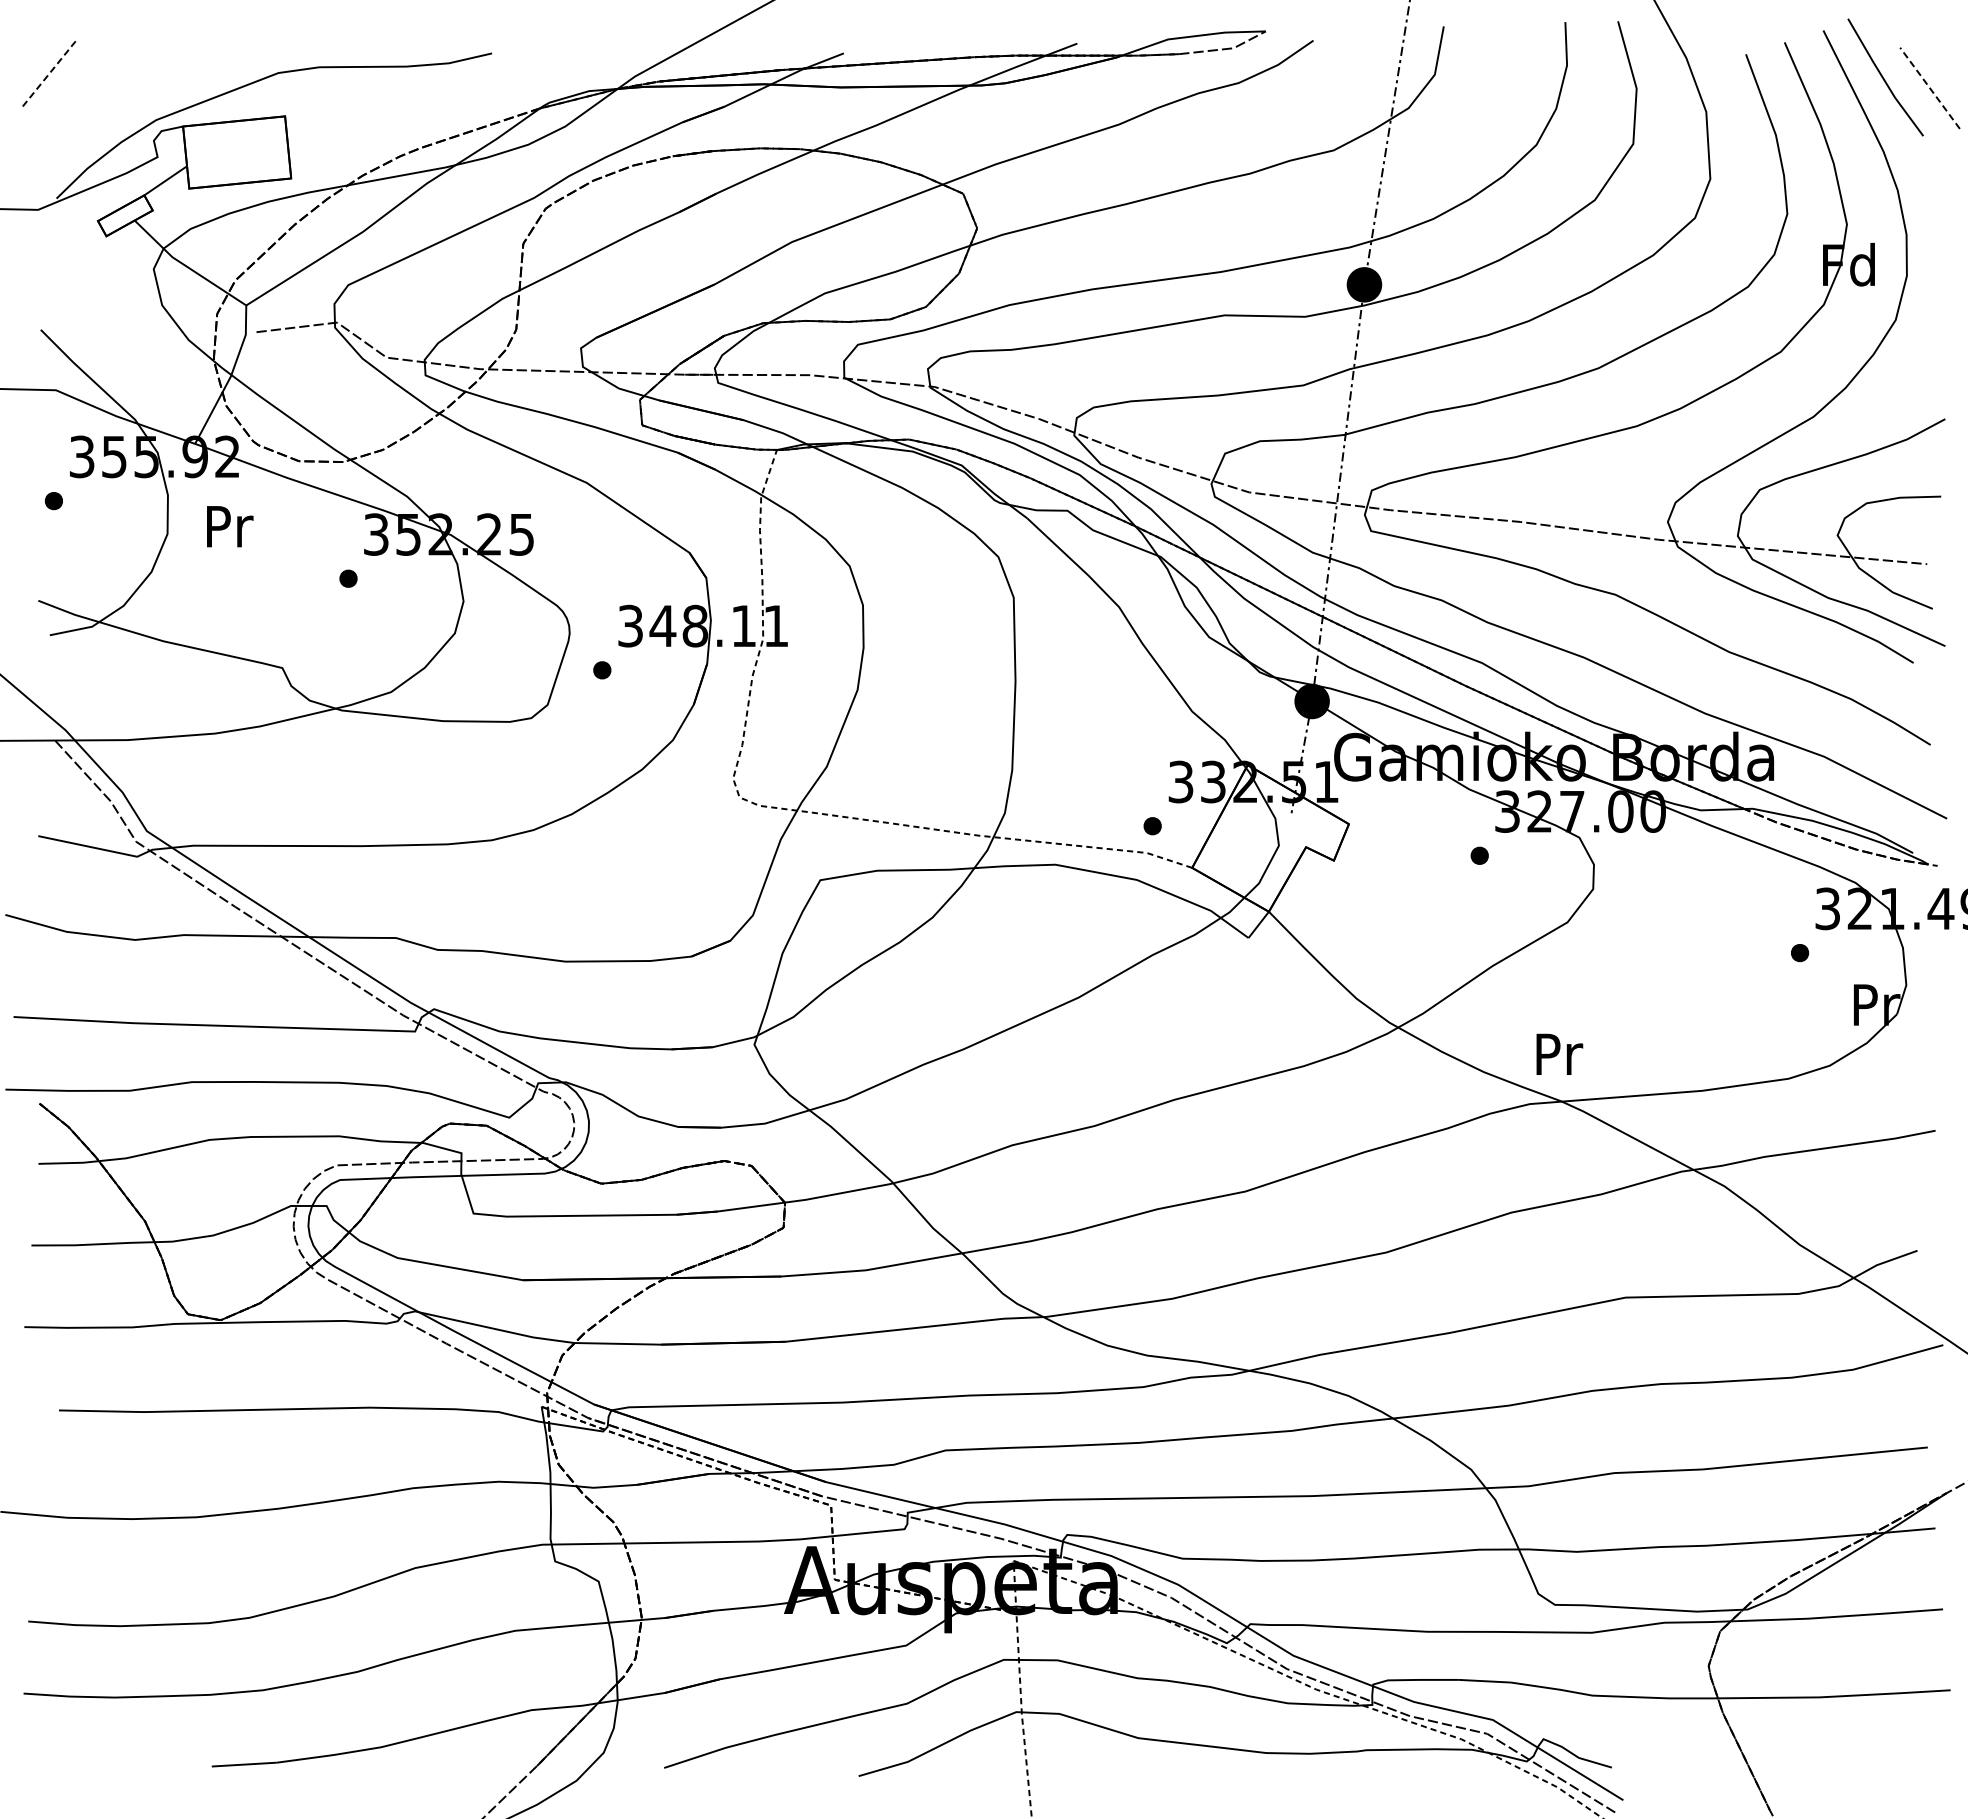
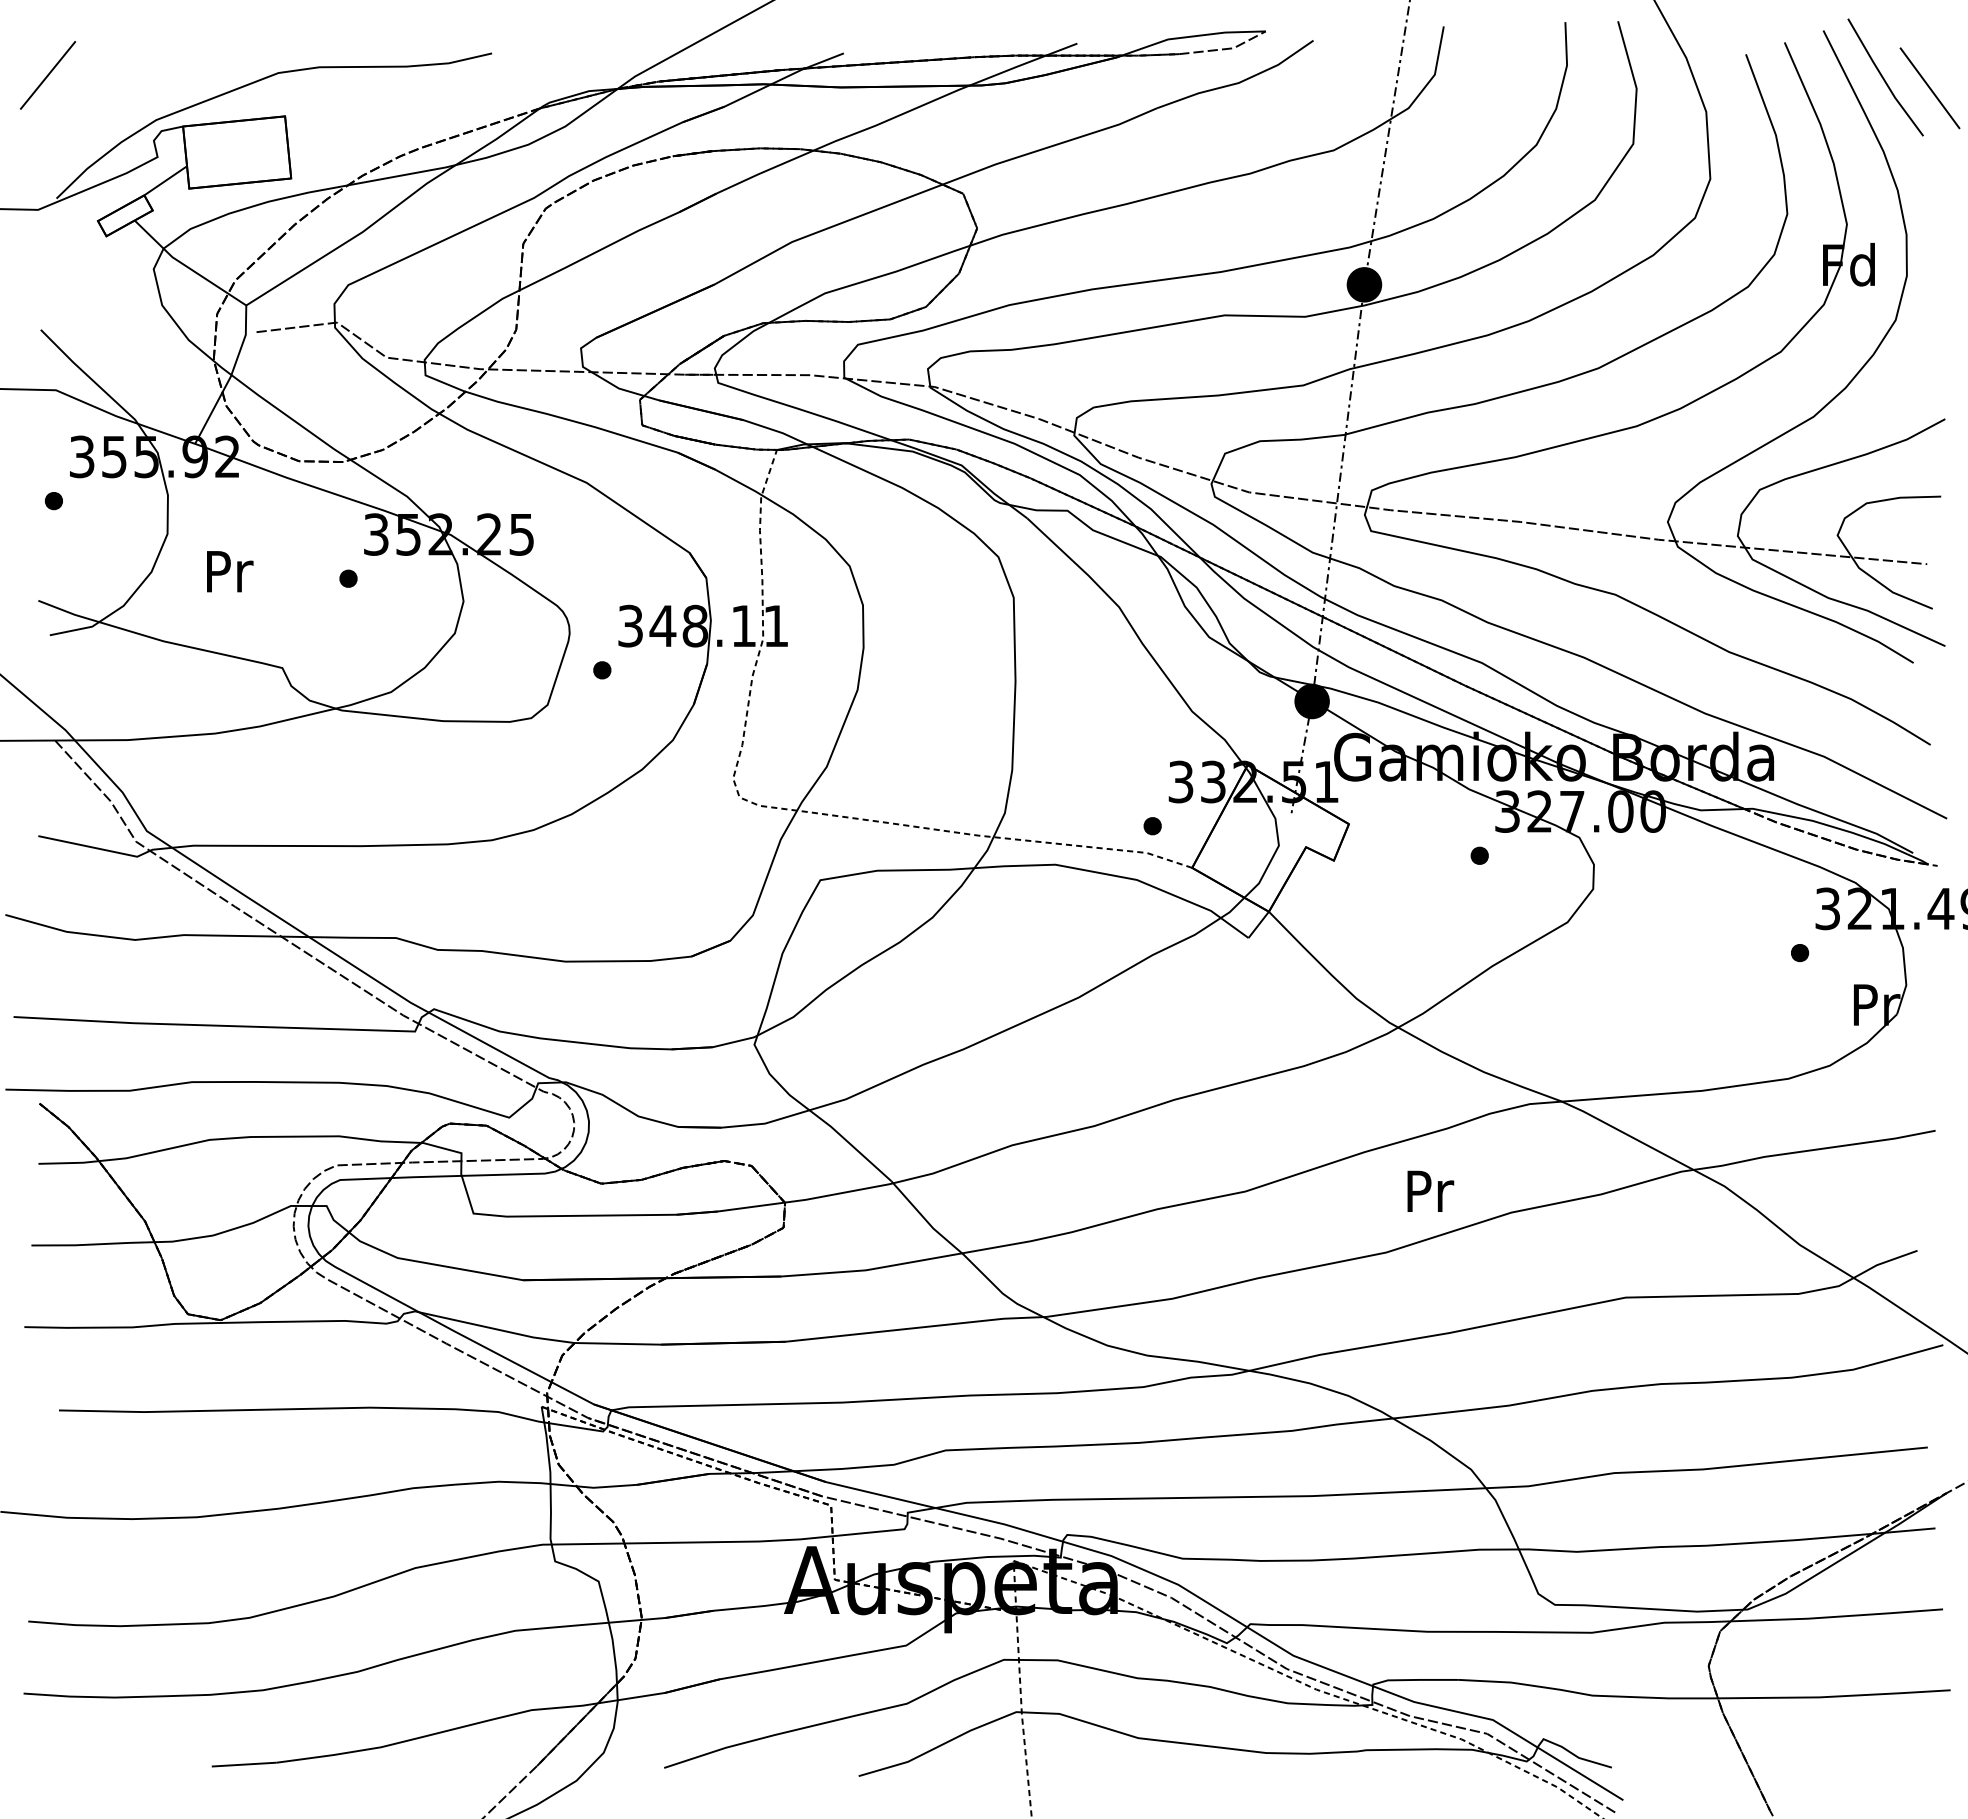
line: dashed -> solid (48, 75)
line: dashed -> solid (1929, 87)
text position: (230, 526) -> (230, 571) (230, 571)
text position: (1559, 1053) -> (1430, 1190) (1430, 1190)
